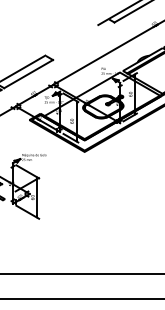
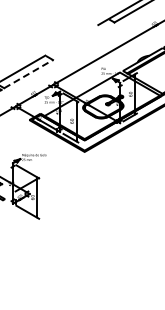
line: solid -> dashed (29, 73)
line: present -> none (81, 273)
line: present -> none (81, 299)
